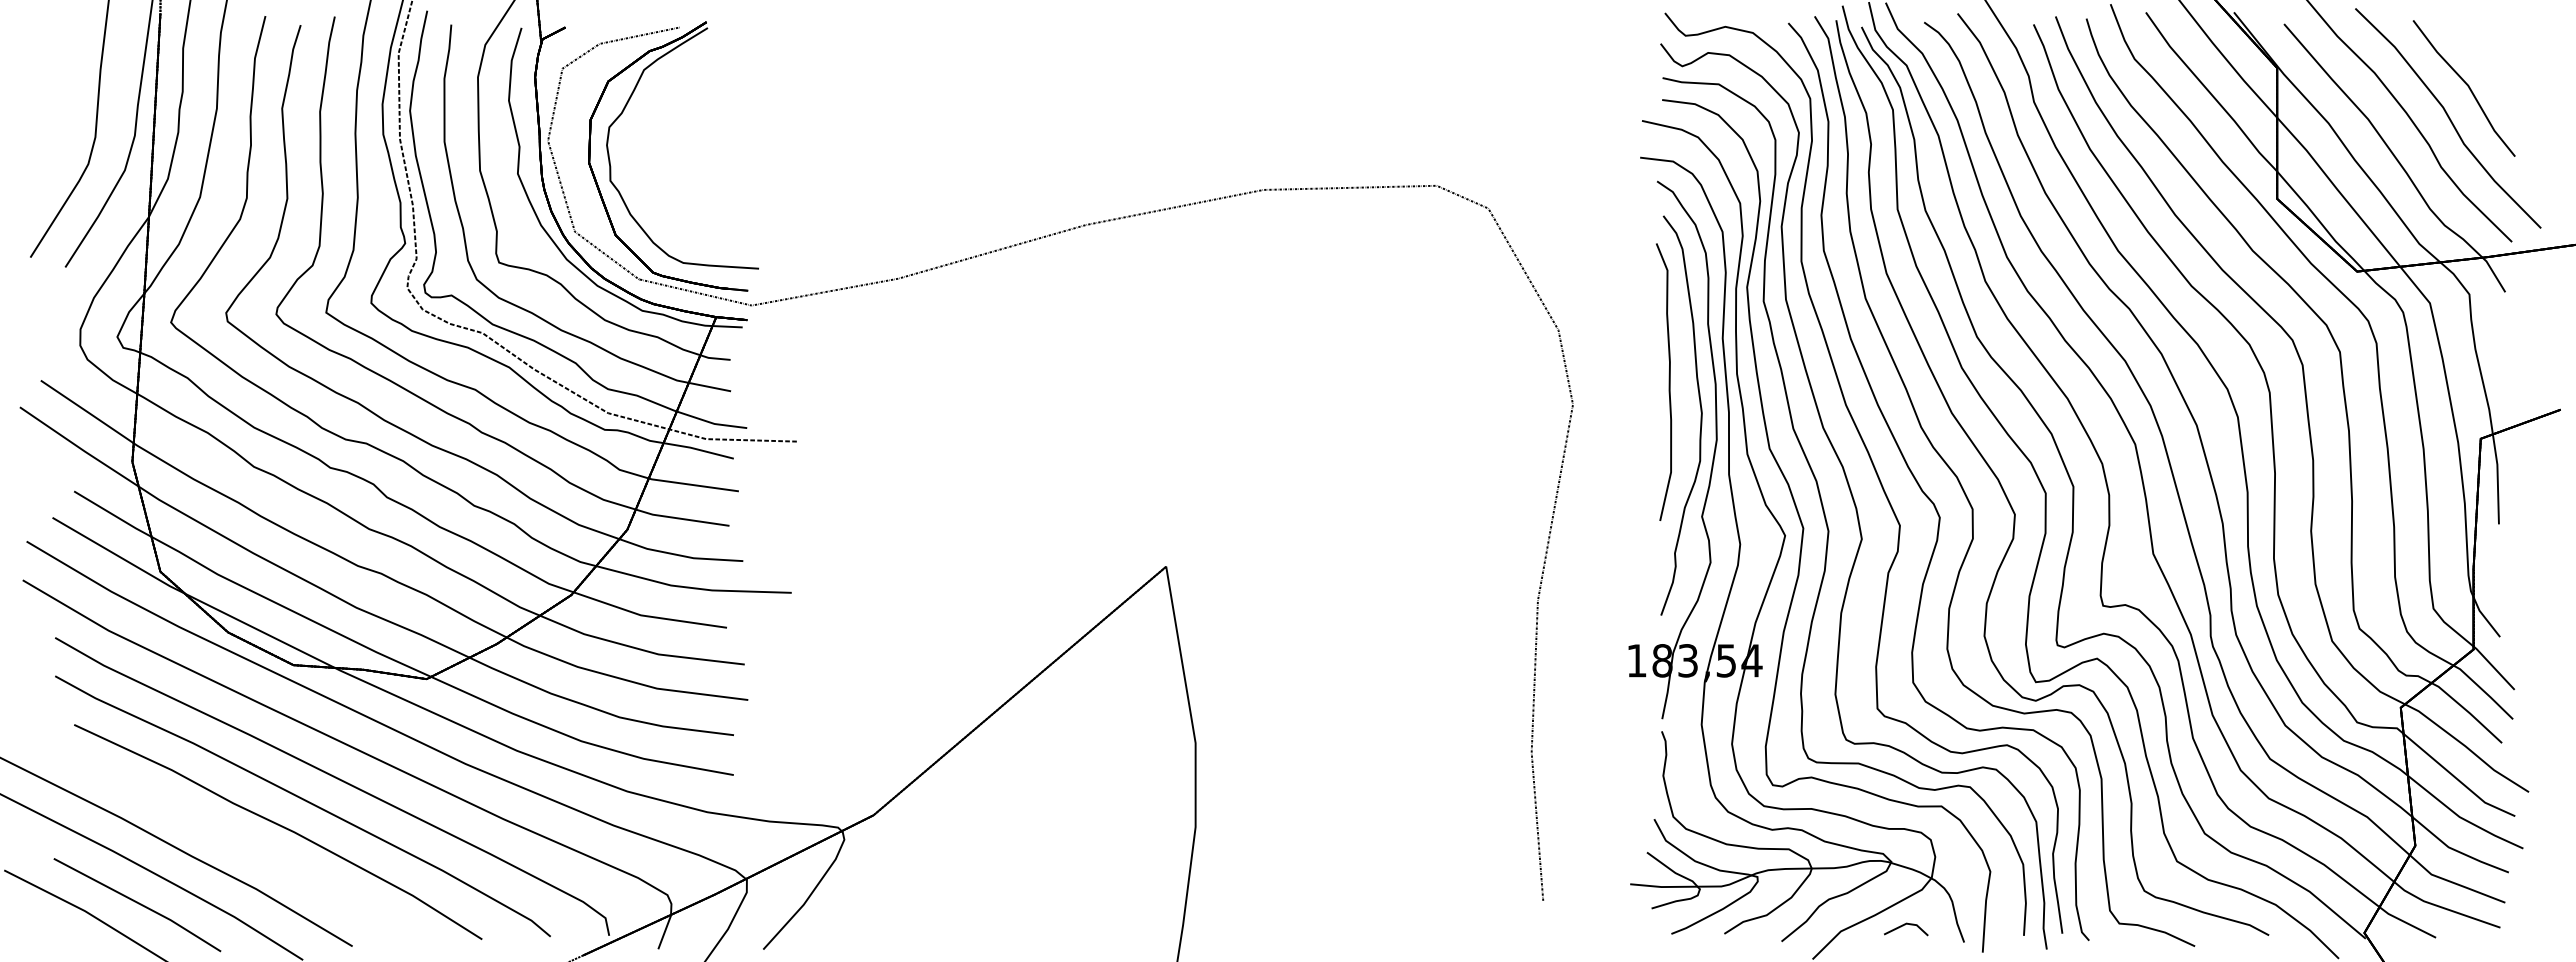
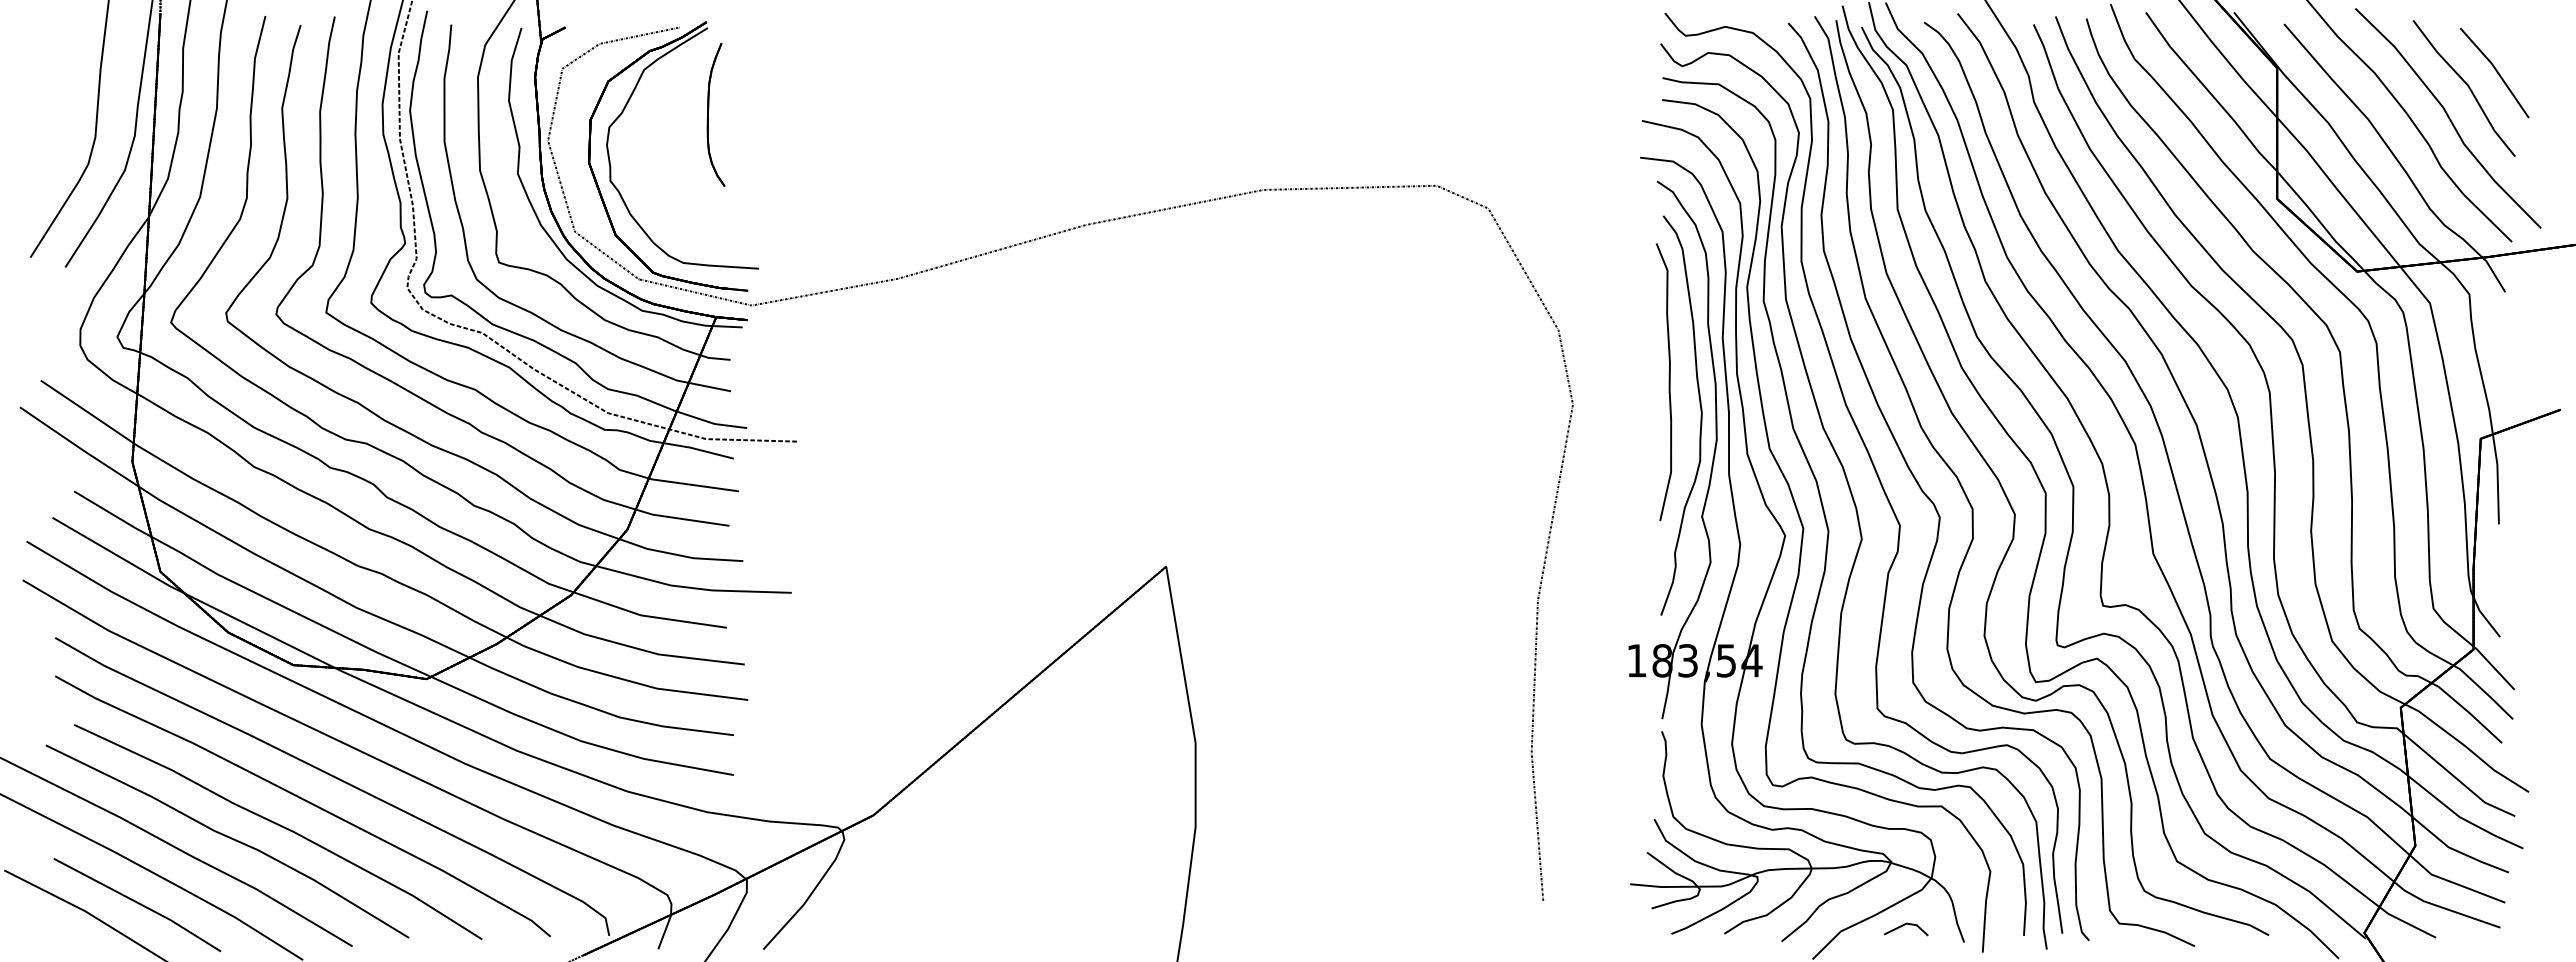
line: none -> present (2496, 72)
part: none -> present (708, 114)
curve: none -> present (228, 838)
